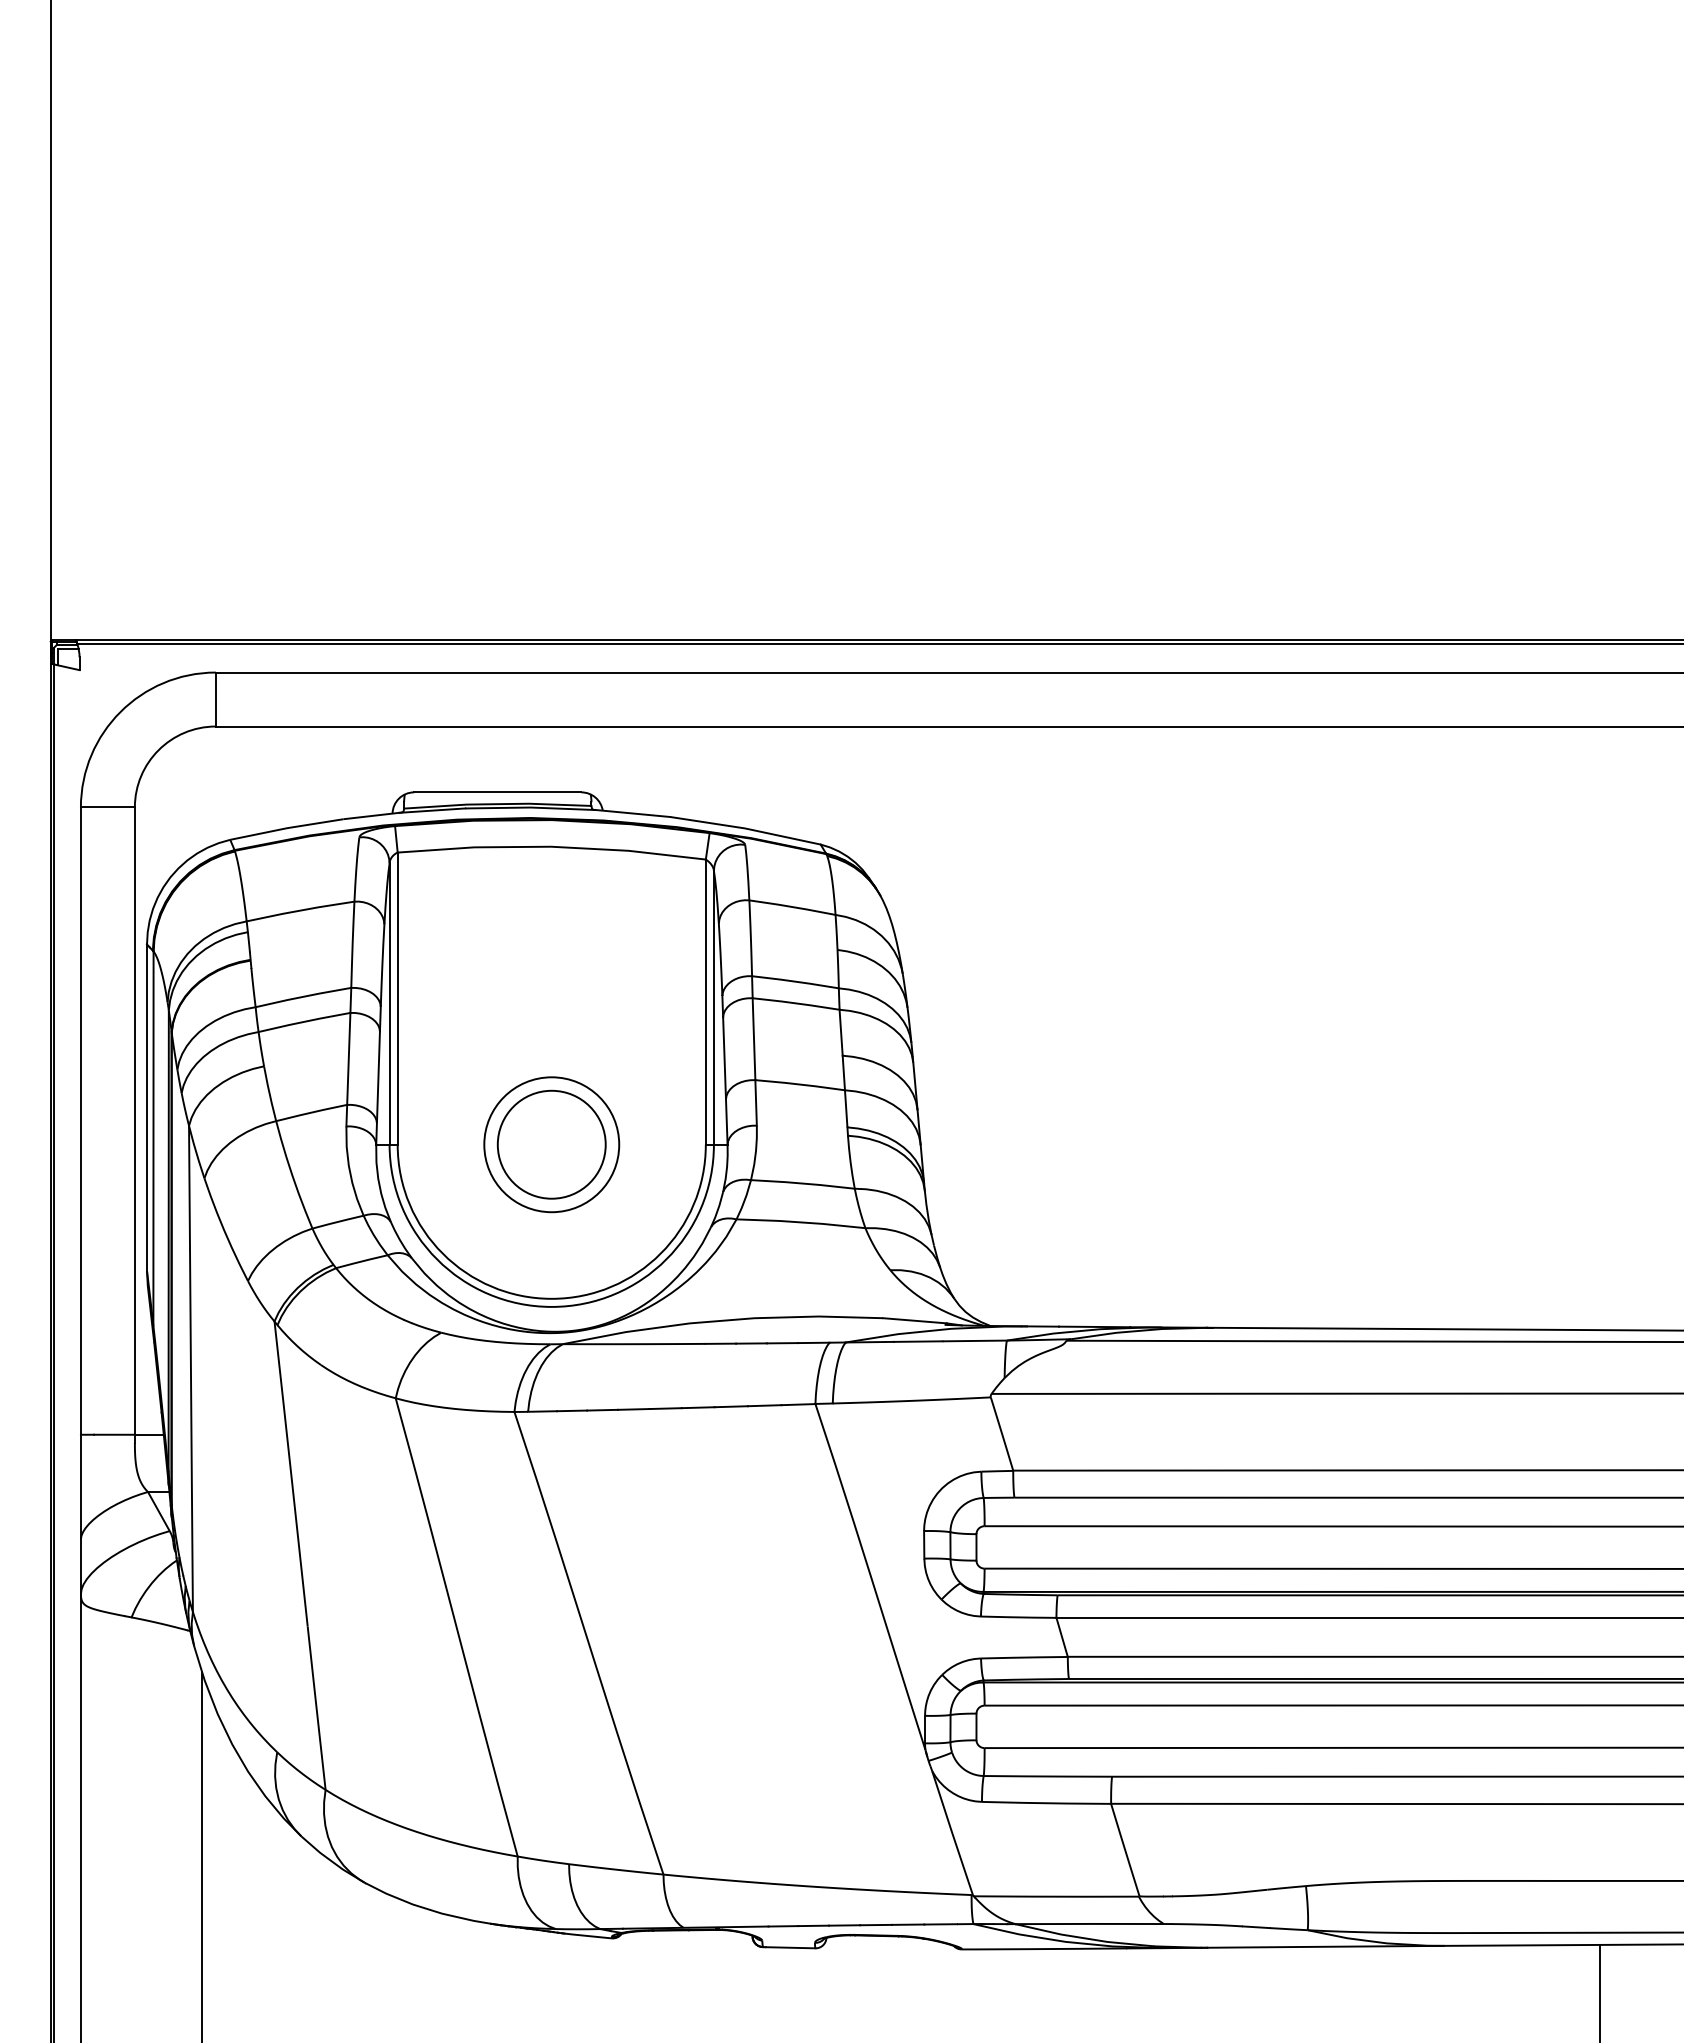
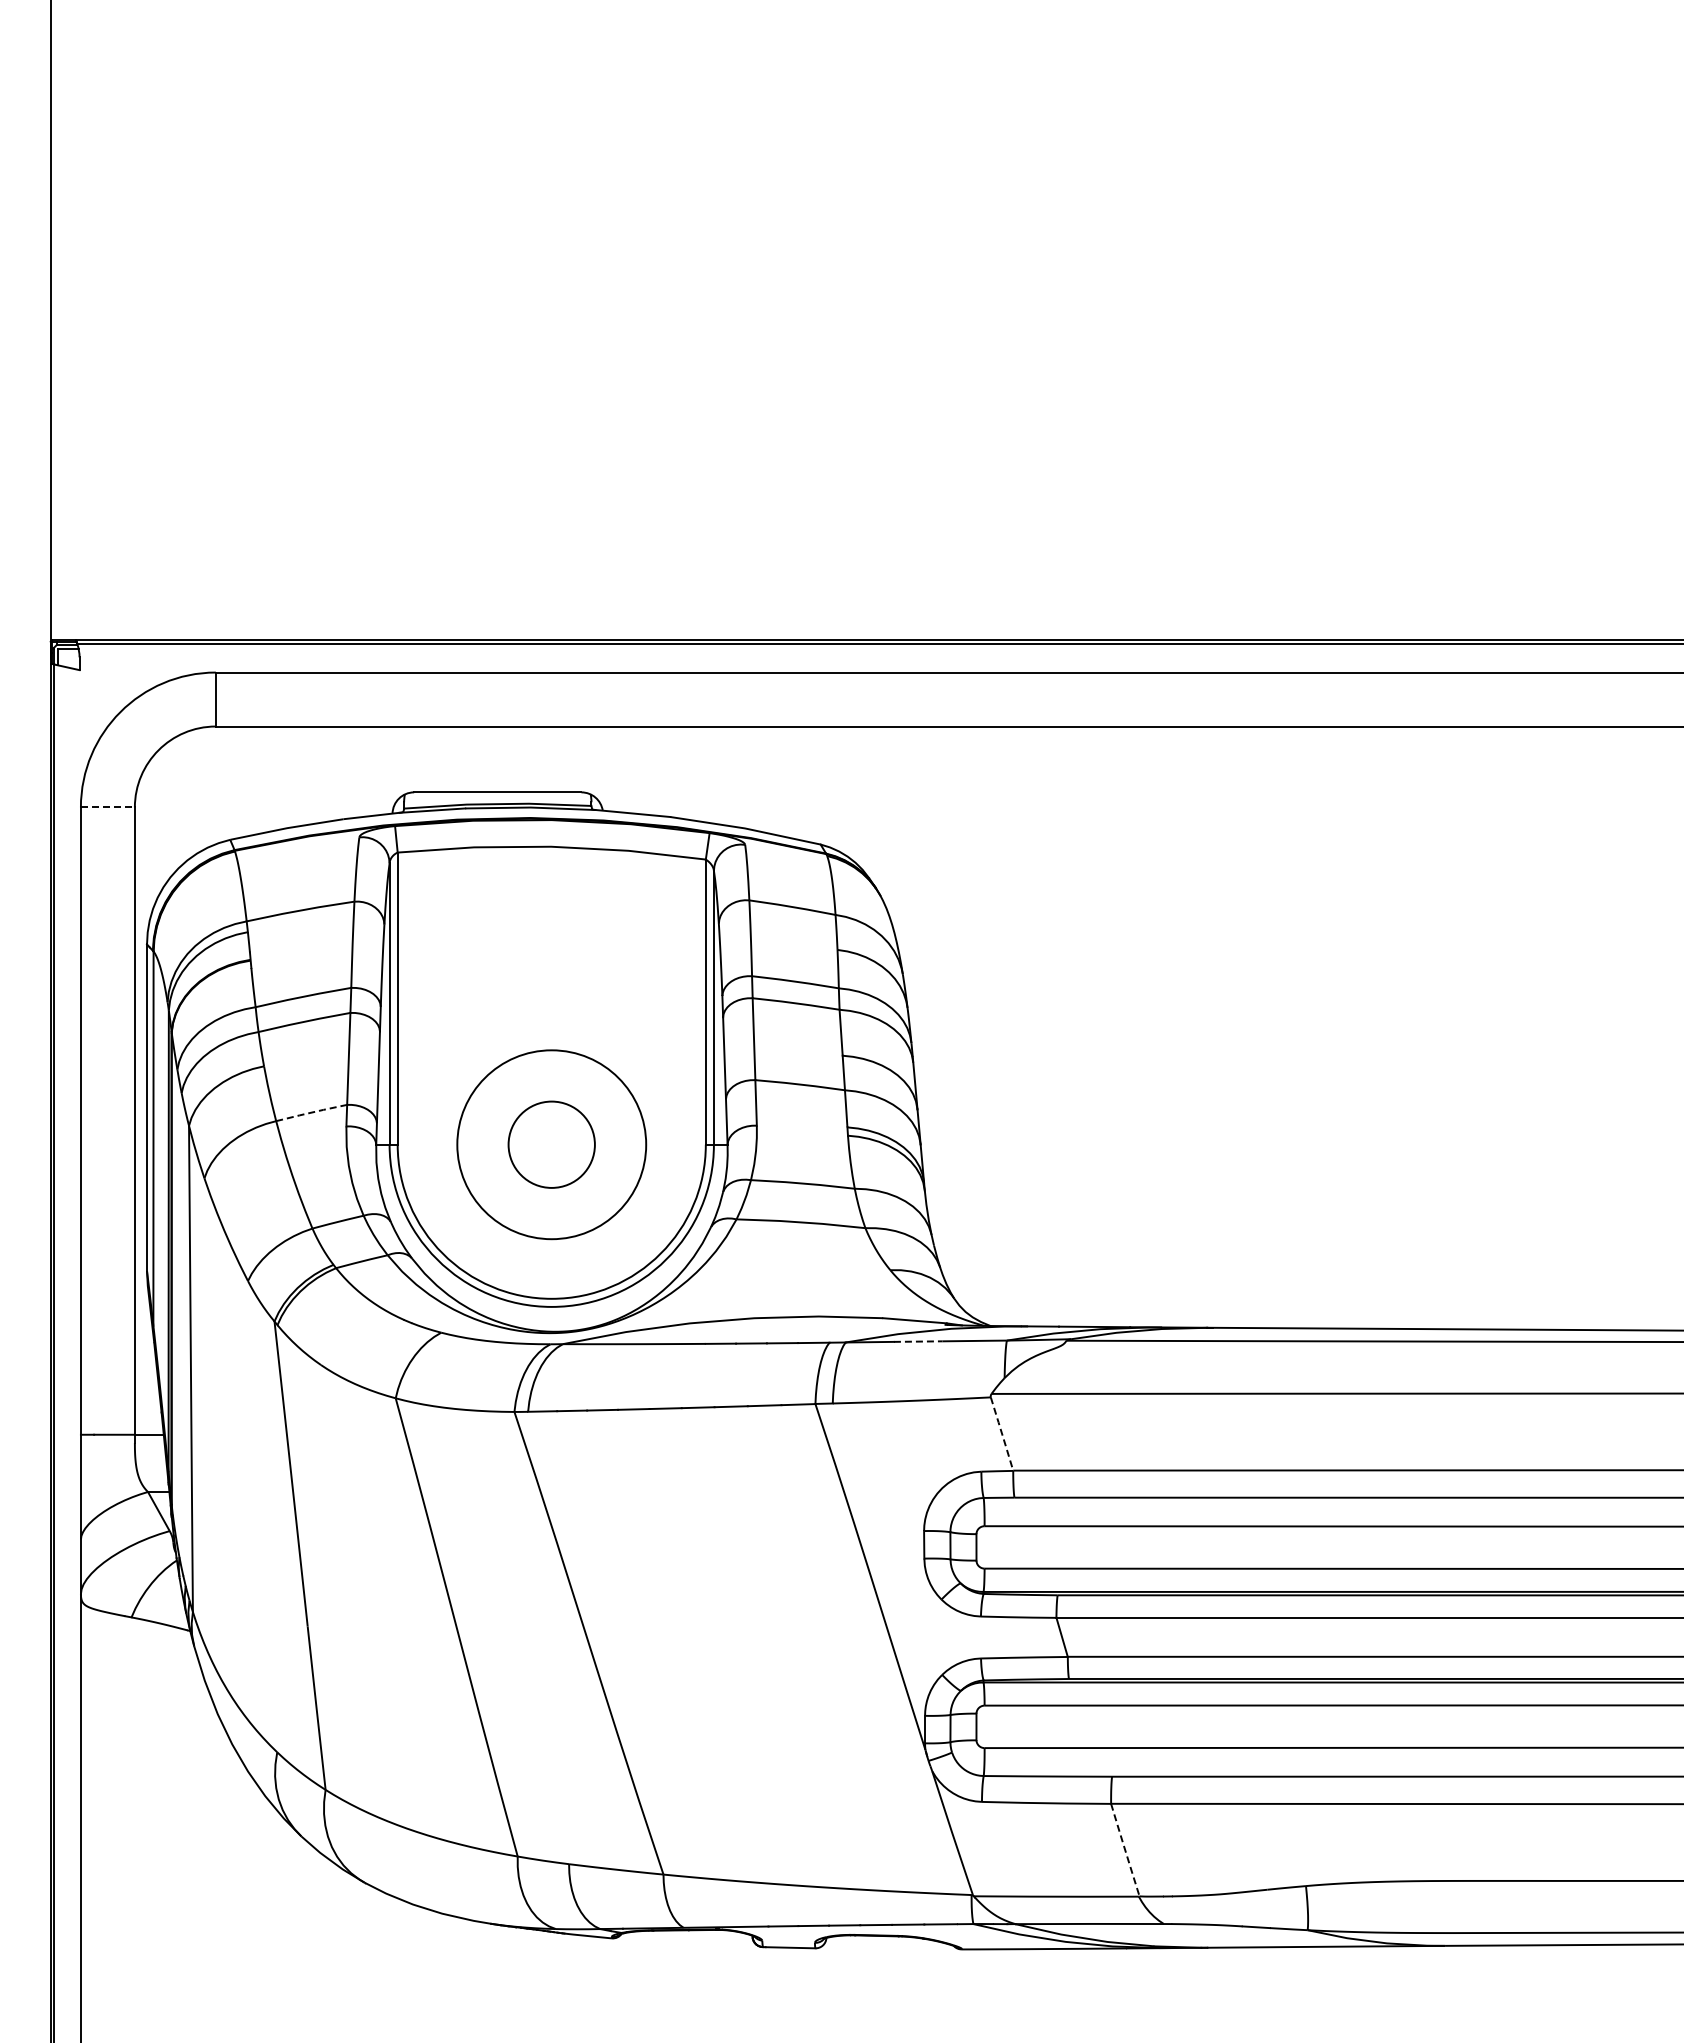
line: solid -> dashed (107, 807)
line: solid -> dashed (312, 1112)
circle diameter: 108 px -> 86 px (551, 1144)
circle diameter: 135 px -> 189 px (551, 1144)
line: solid -> dashed (918, 1341)
line: solid -> dashed (1002, 1434)
line: solid -> dashed (1125, 1849)
line: present -> none (202, 1855)
line: present -> none (1599, 1991)
